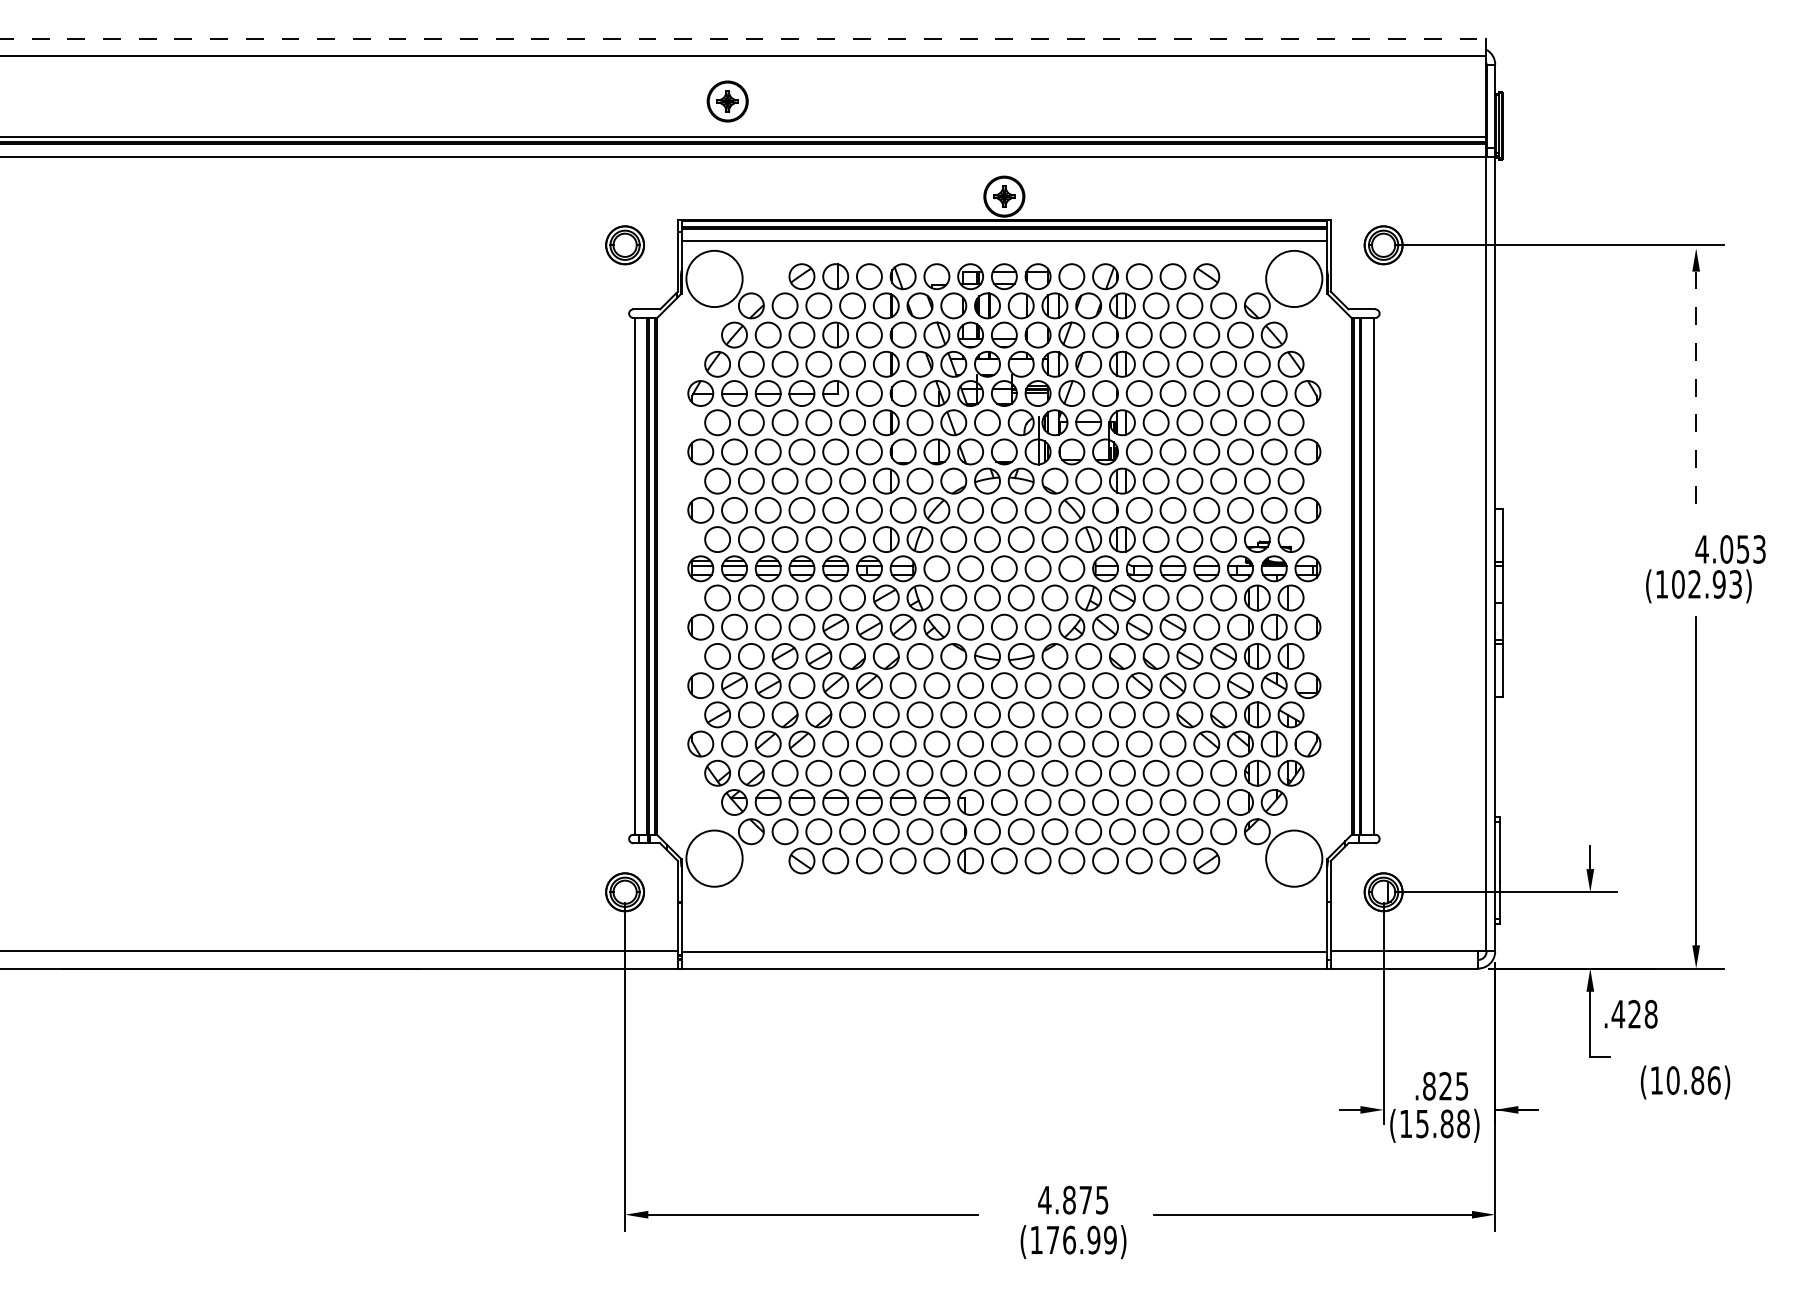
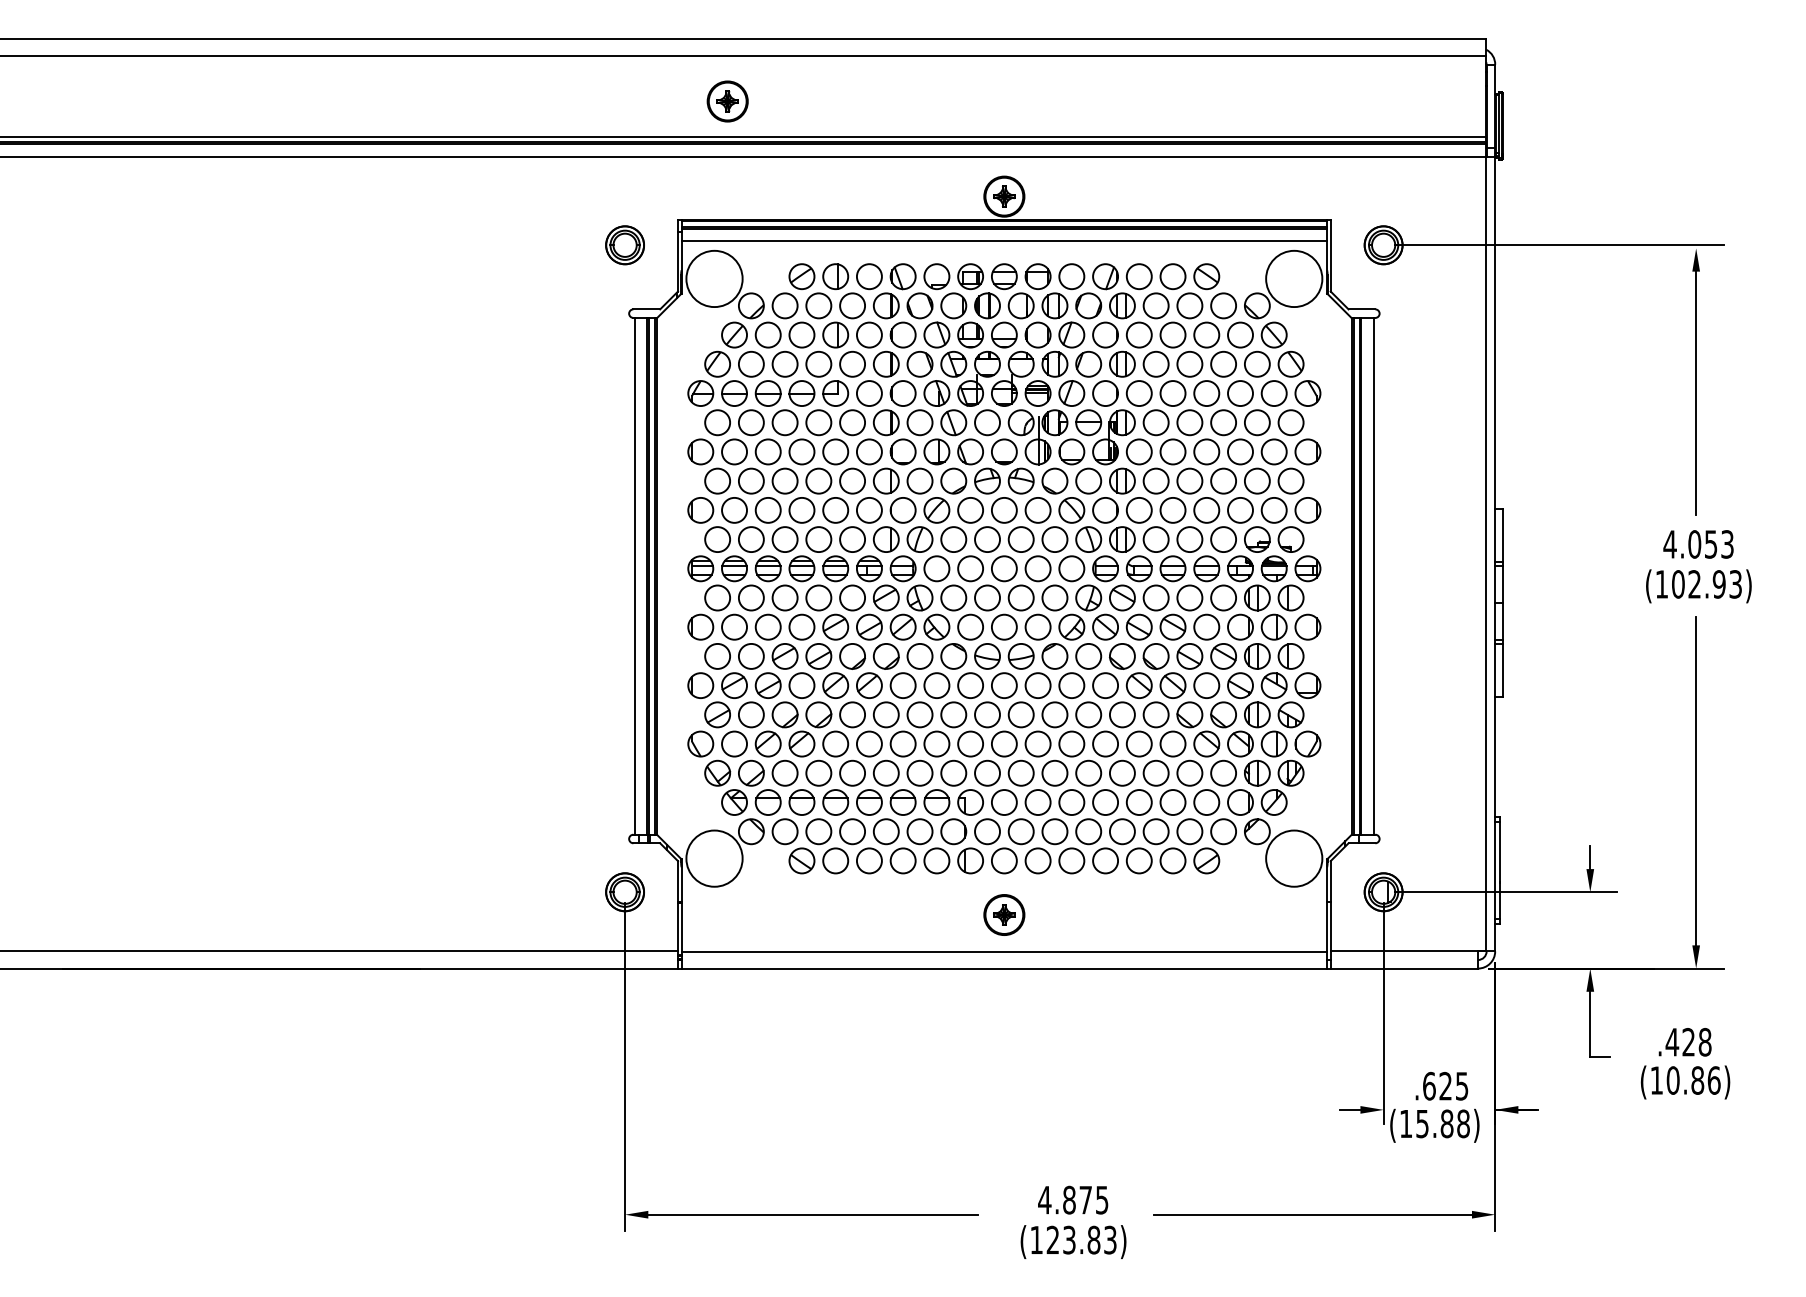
line: dashed -> solid (743, 39)
line: dashed -> solid (1696, 393)
text position: (1730, 549) -> (1698, 544) (1698, 544)
part: none -> present (1004, 914)
text position: (1630, 1014) -> (1684, 1042) (1684, 1042)
text: .825 -> .625 (1429, 1085)
text: (176.99) -> (123.83) (1081, 1239)
